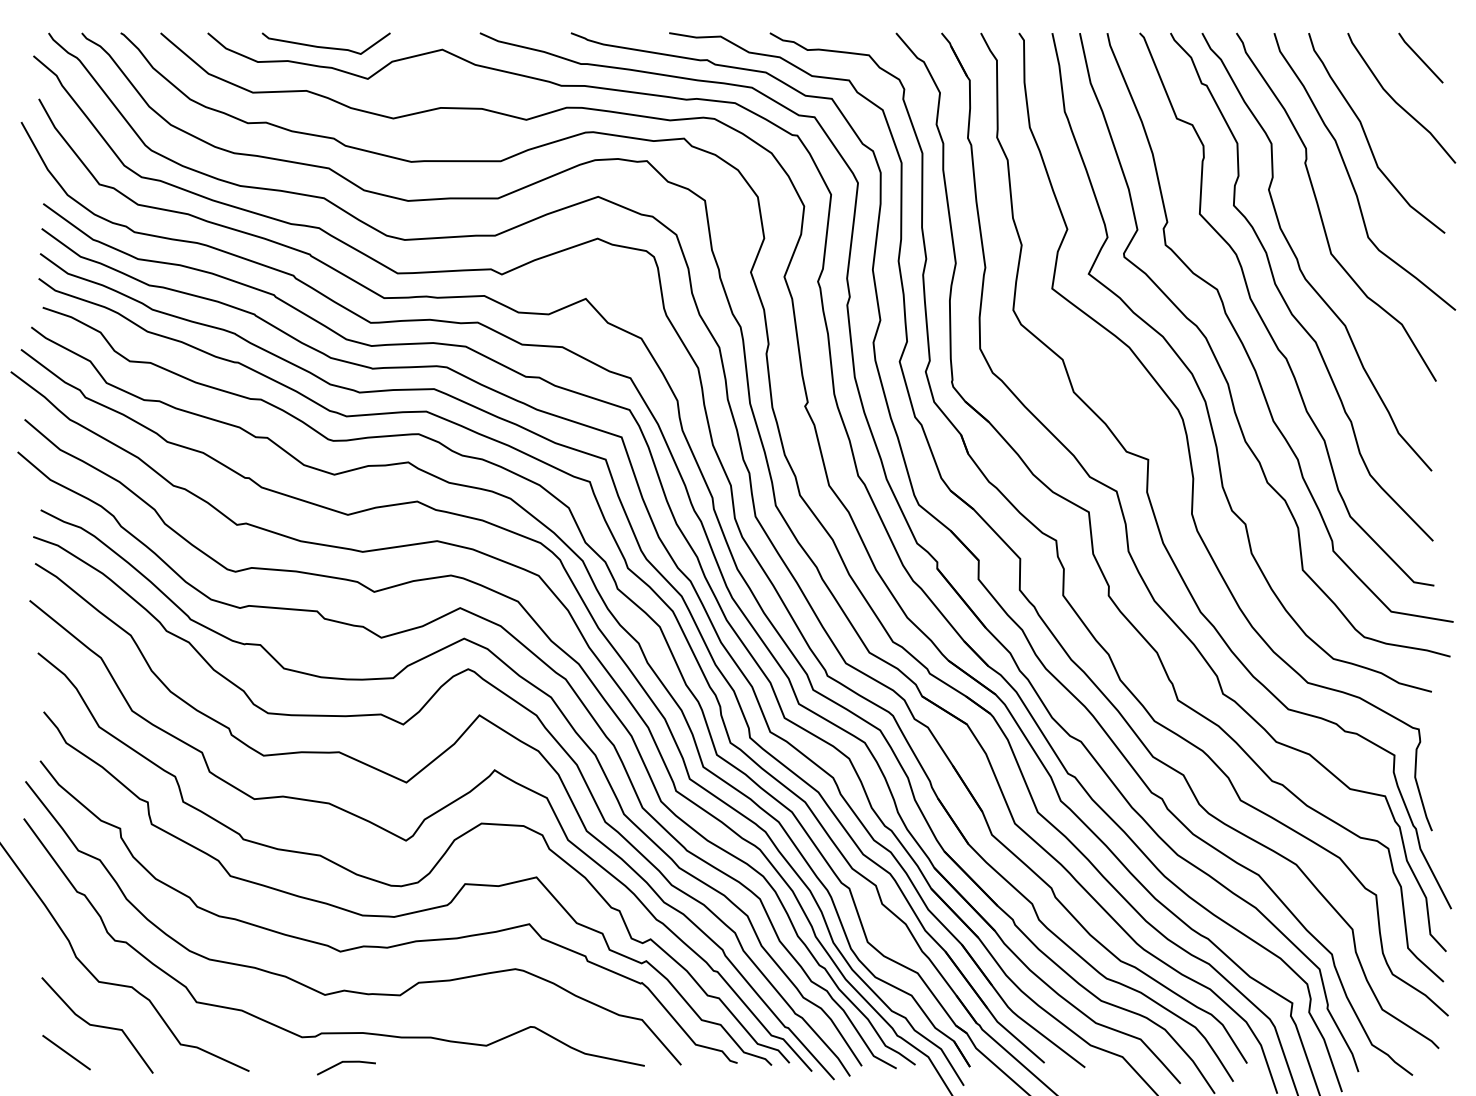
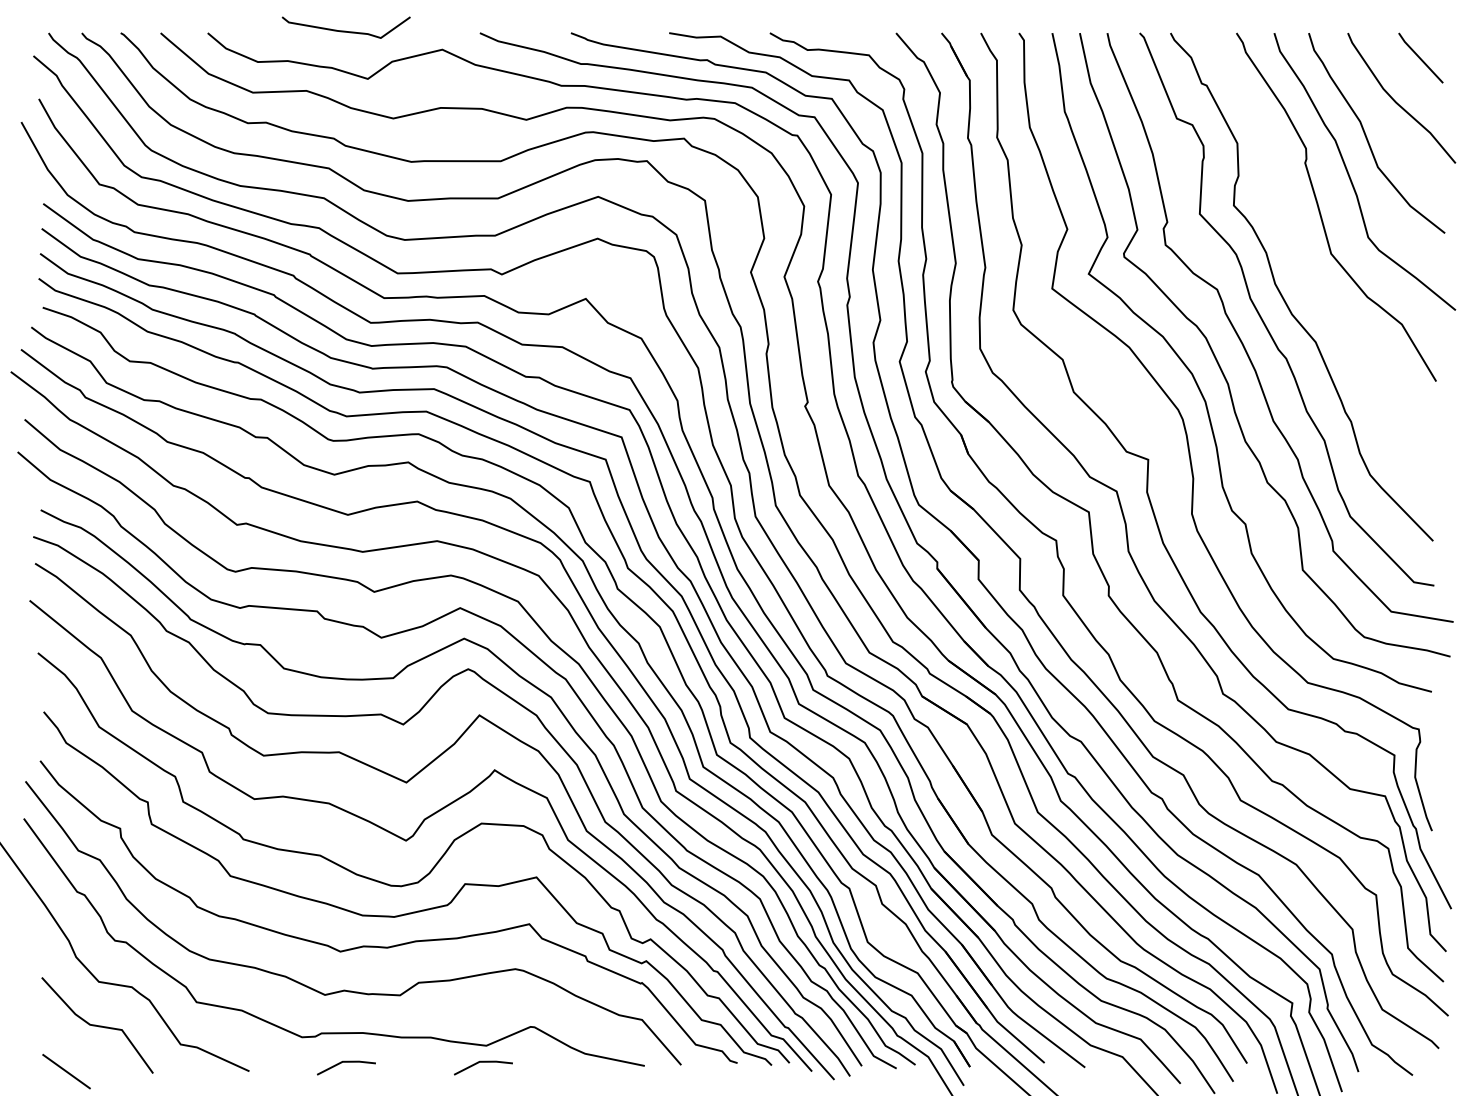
curve position: (325, 46) -> (345, 30) (345, 30)
curve: present -> none (1298, 259)
line position: (66, 1052) -> (66, 1071) (66, 1071)
line: none -> present (483, 1062)
